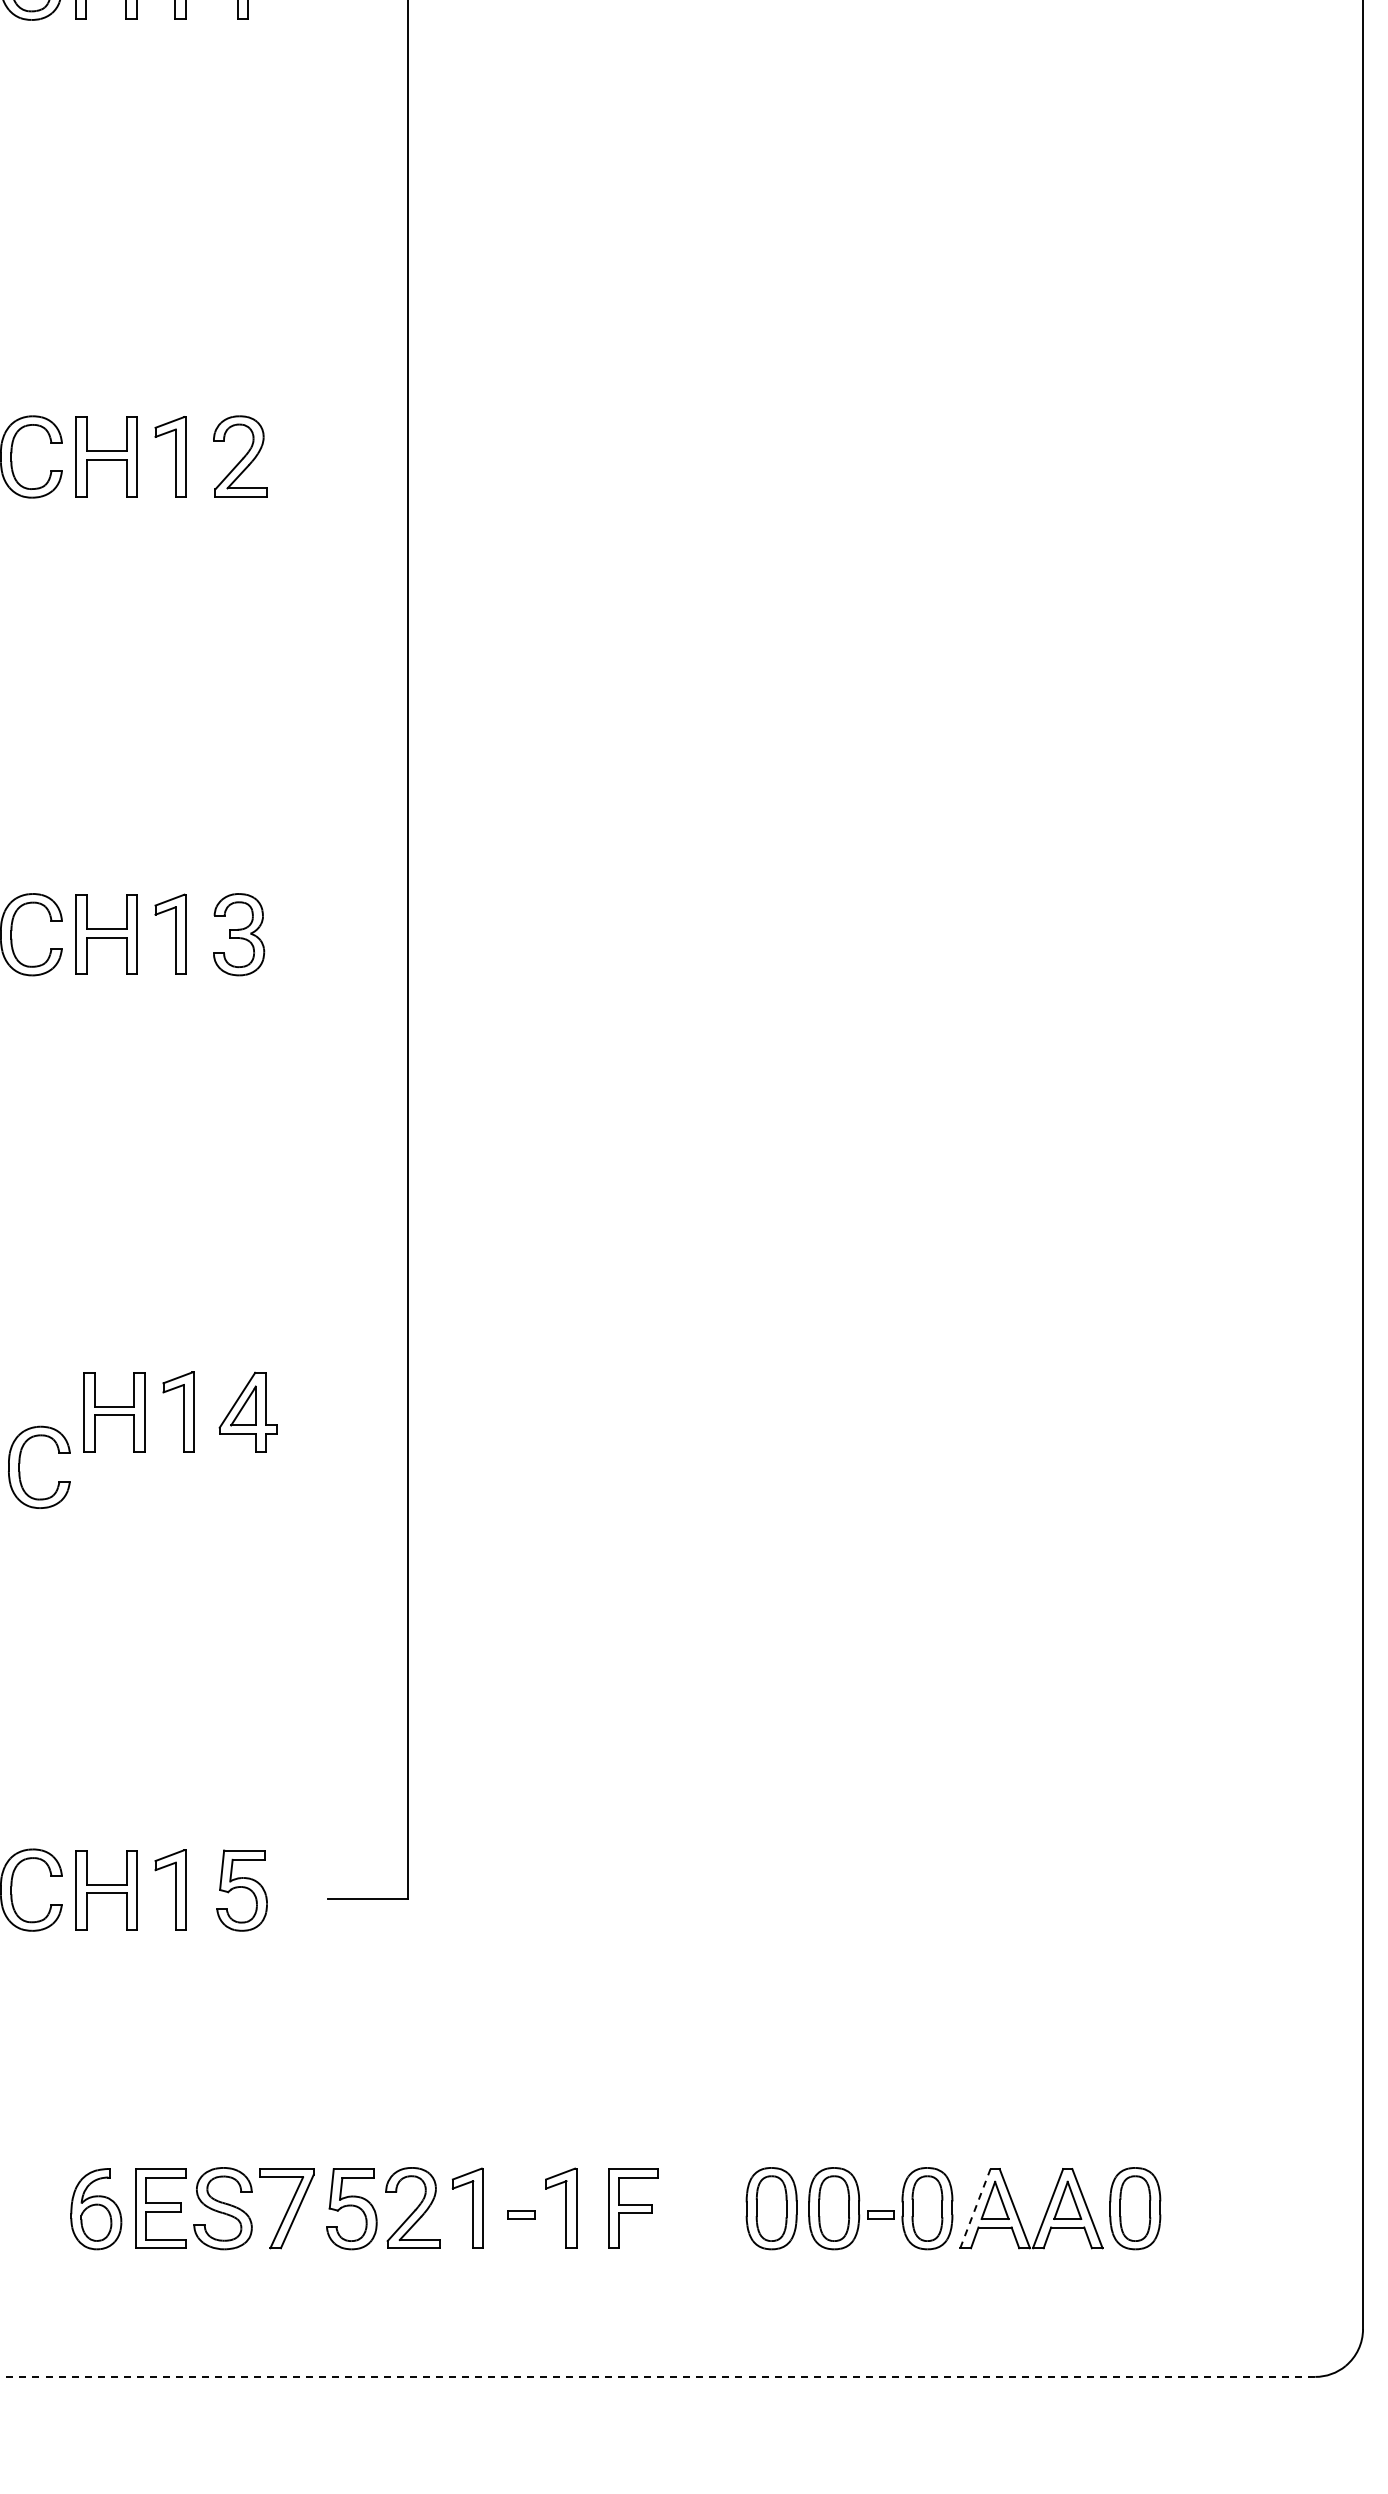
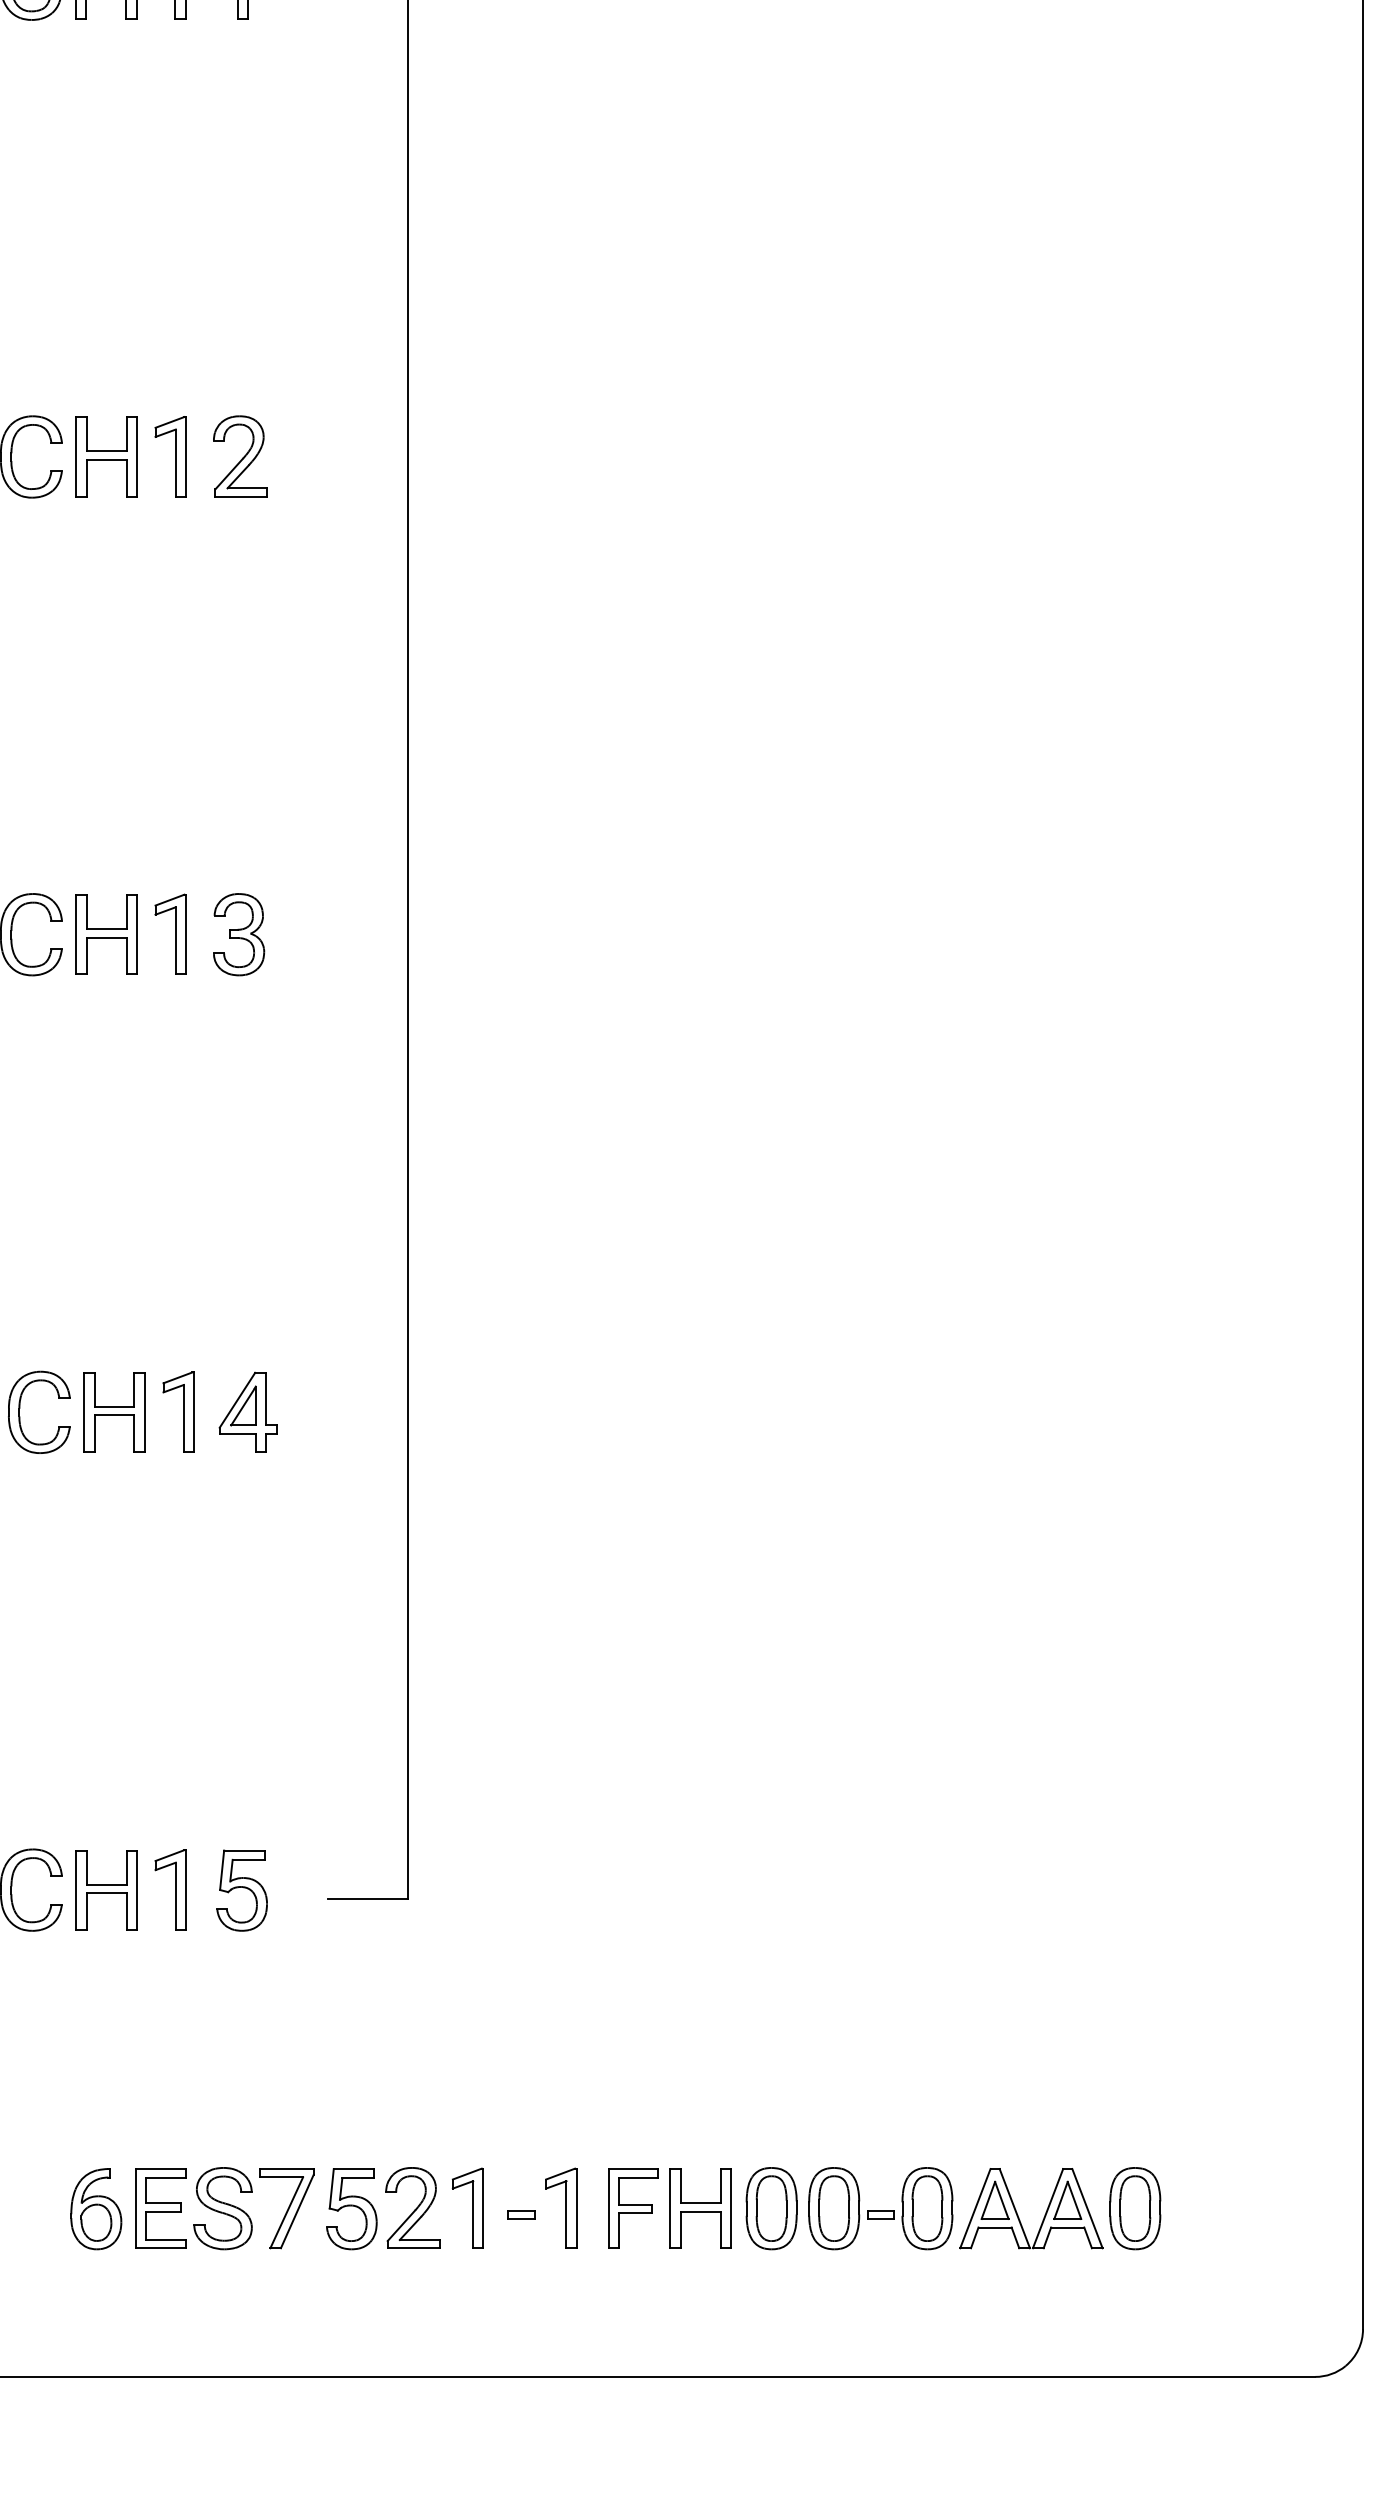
part position: (20, 1463) -> (20, 1408) (20, 1408)
part: none -> present (700, 2208)
line: dashed -> solid (975, 2208)
line: dashed -> solid (657, 2376)
